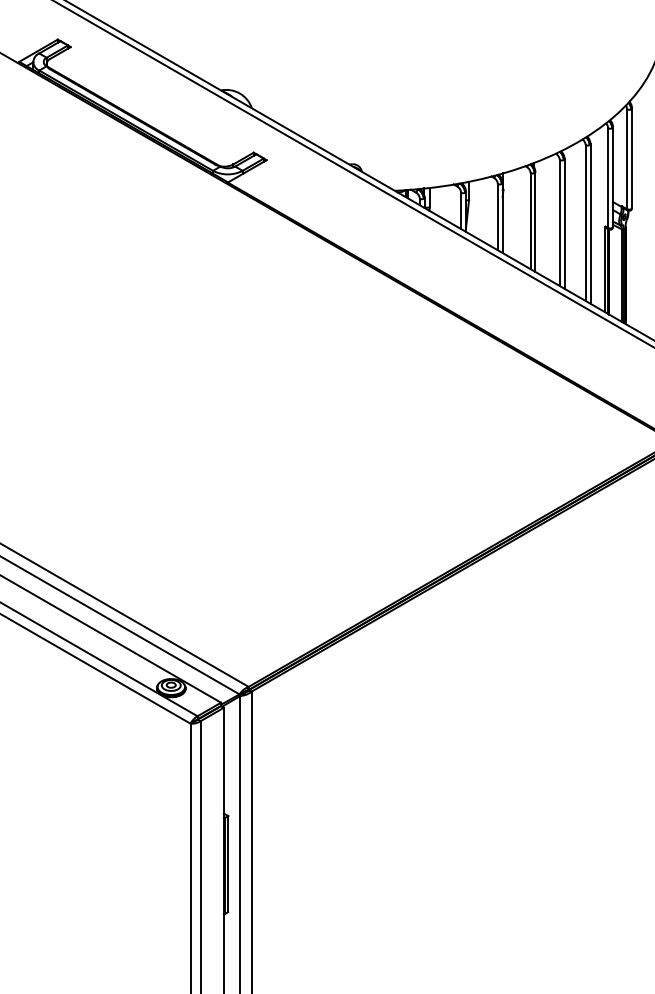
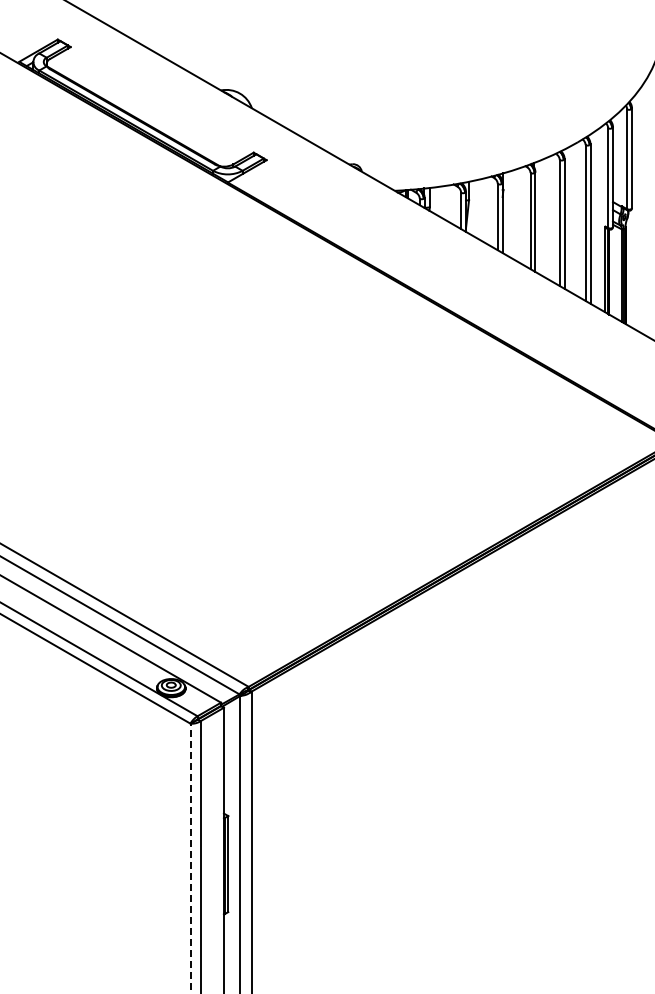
line: present -> none (353, 174)
line: solid -> dashed (190, 858)
